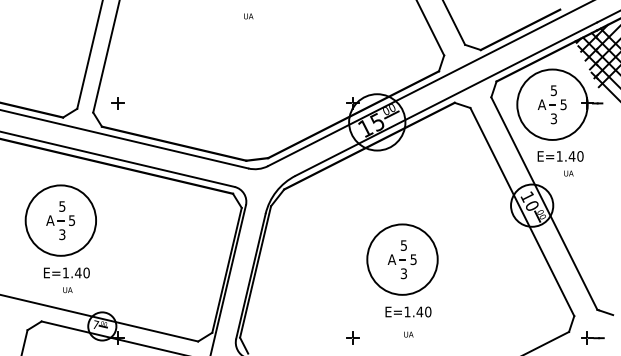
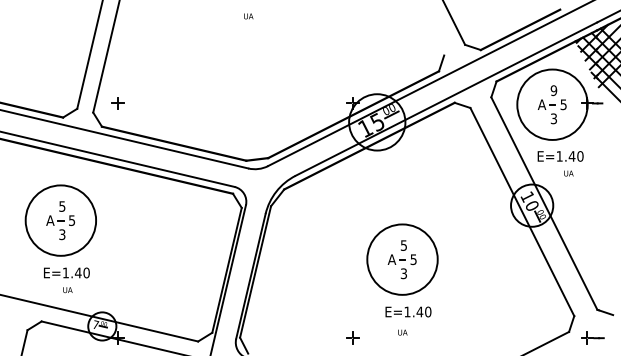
line: present -> none (430, 28)
text: 5 -> 9 (553, 90)
text position: (408, 334) -> (402, 332) (402, 332)
